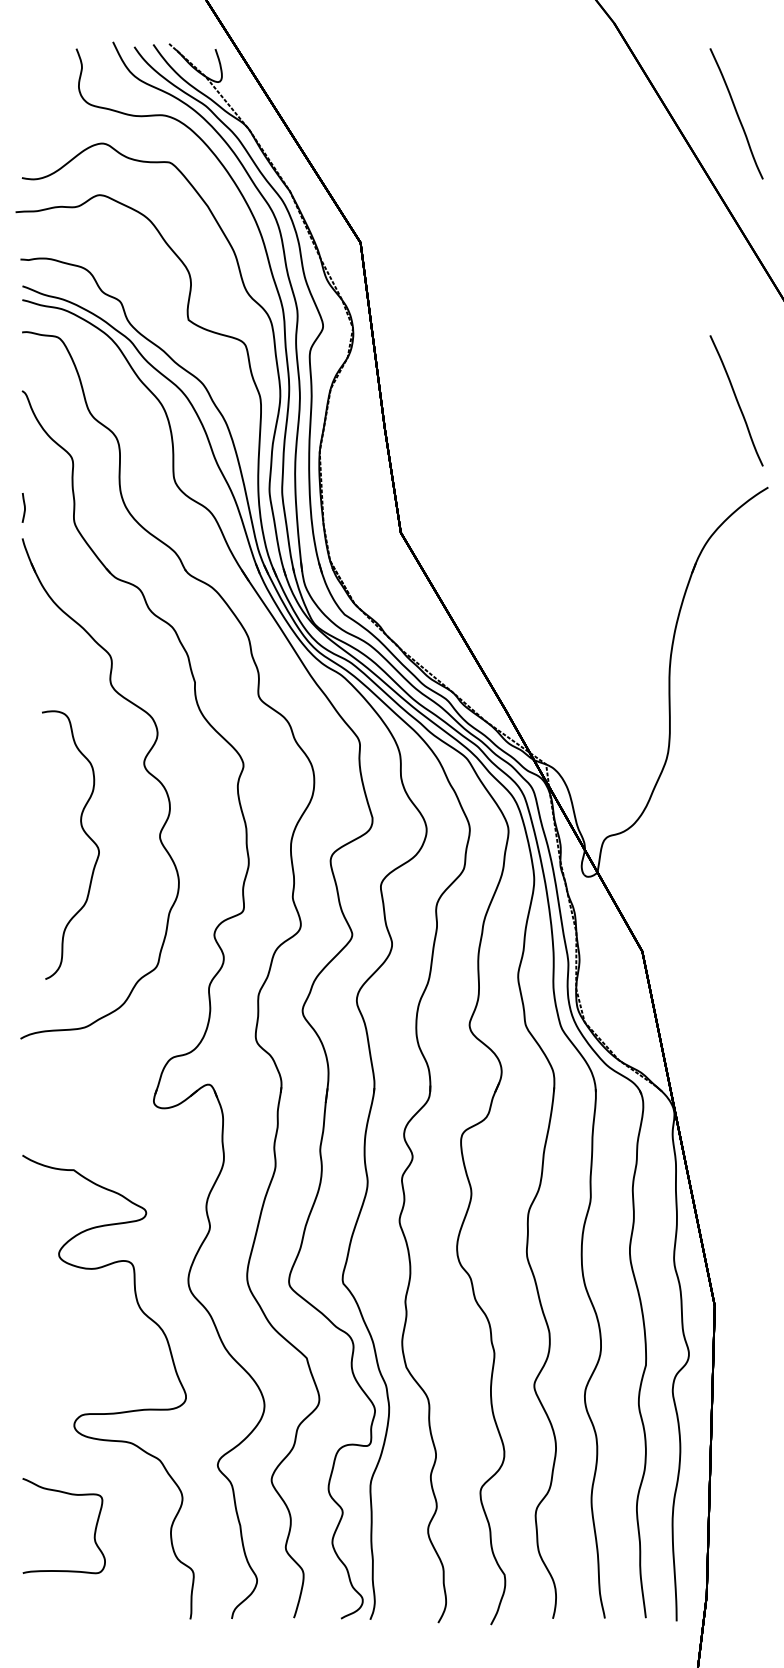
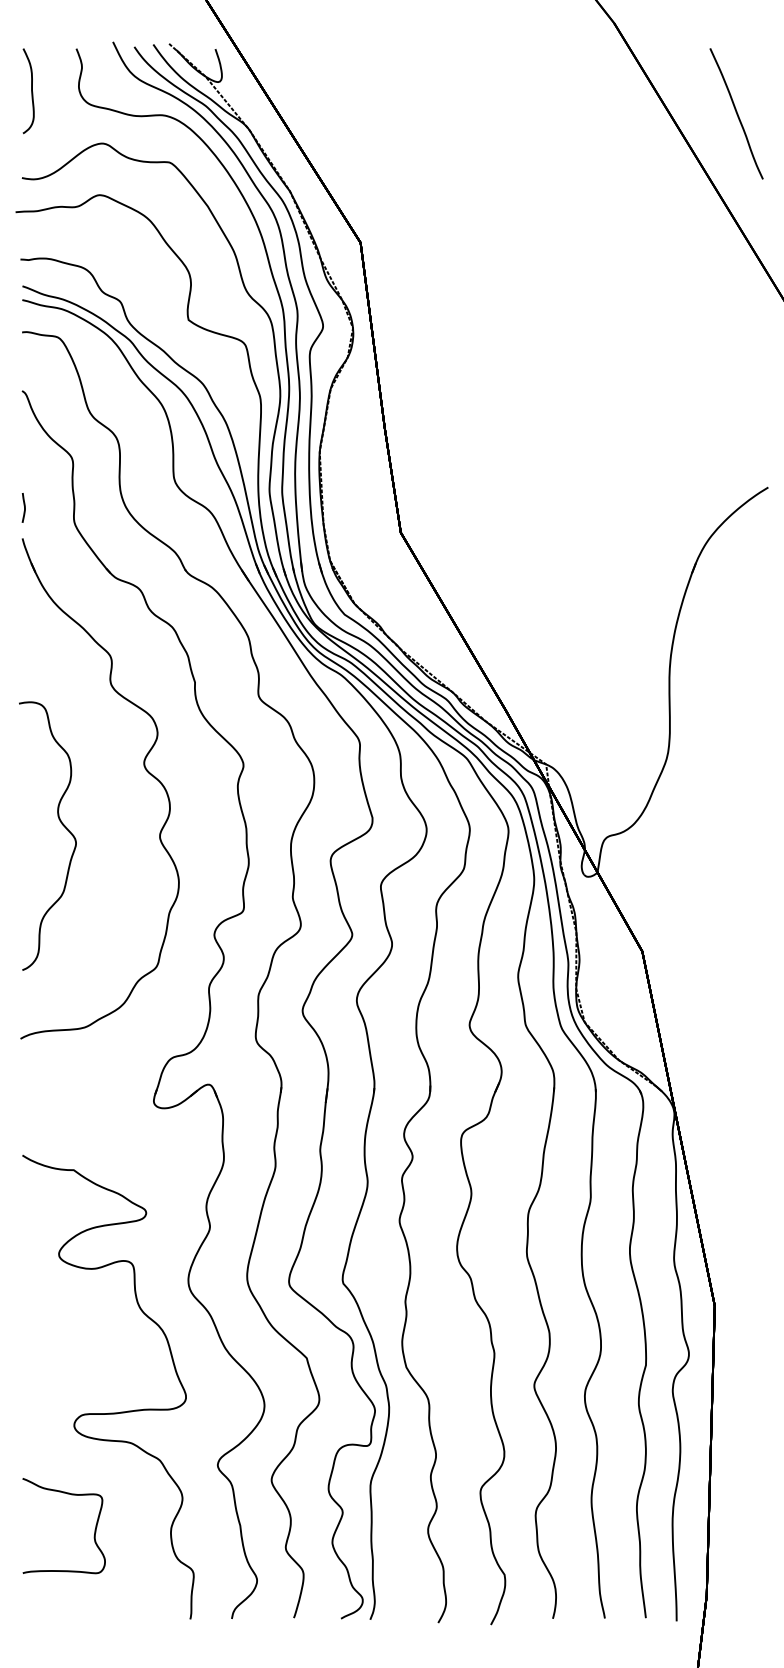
curve: none -> present (31, 91)
curve: present -> none (736, 400)
curve position: (84, 833) -> (61, 824) (61, 824)
